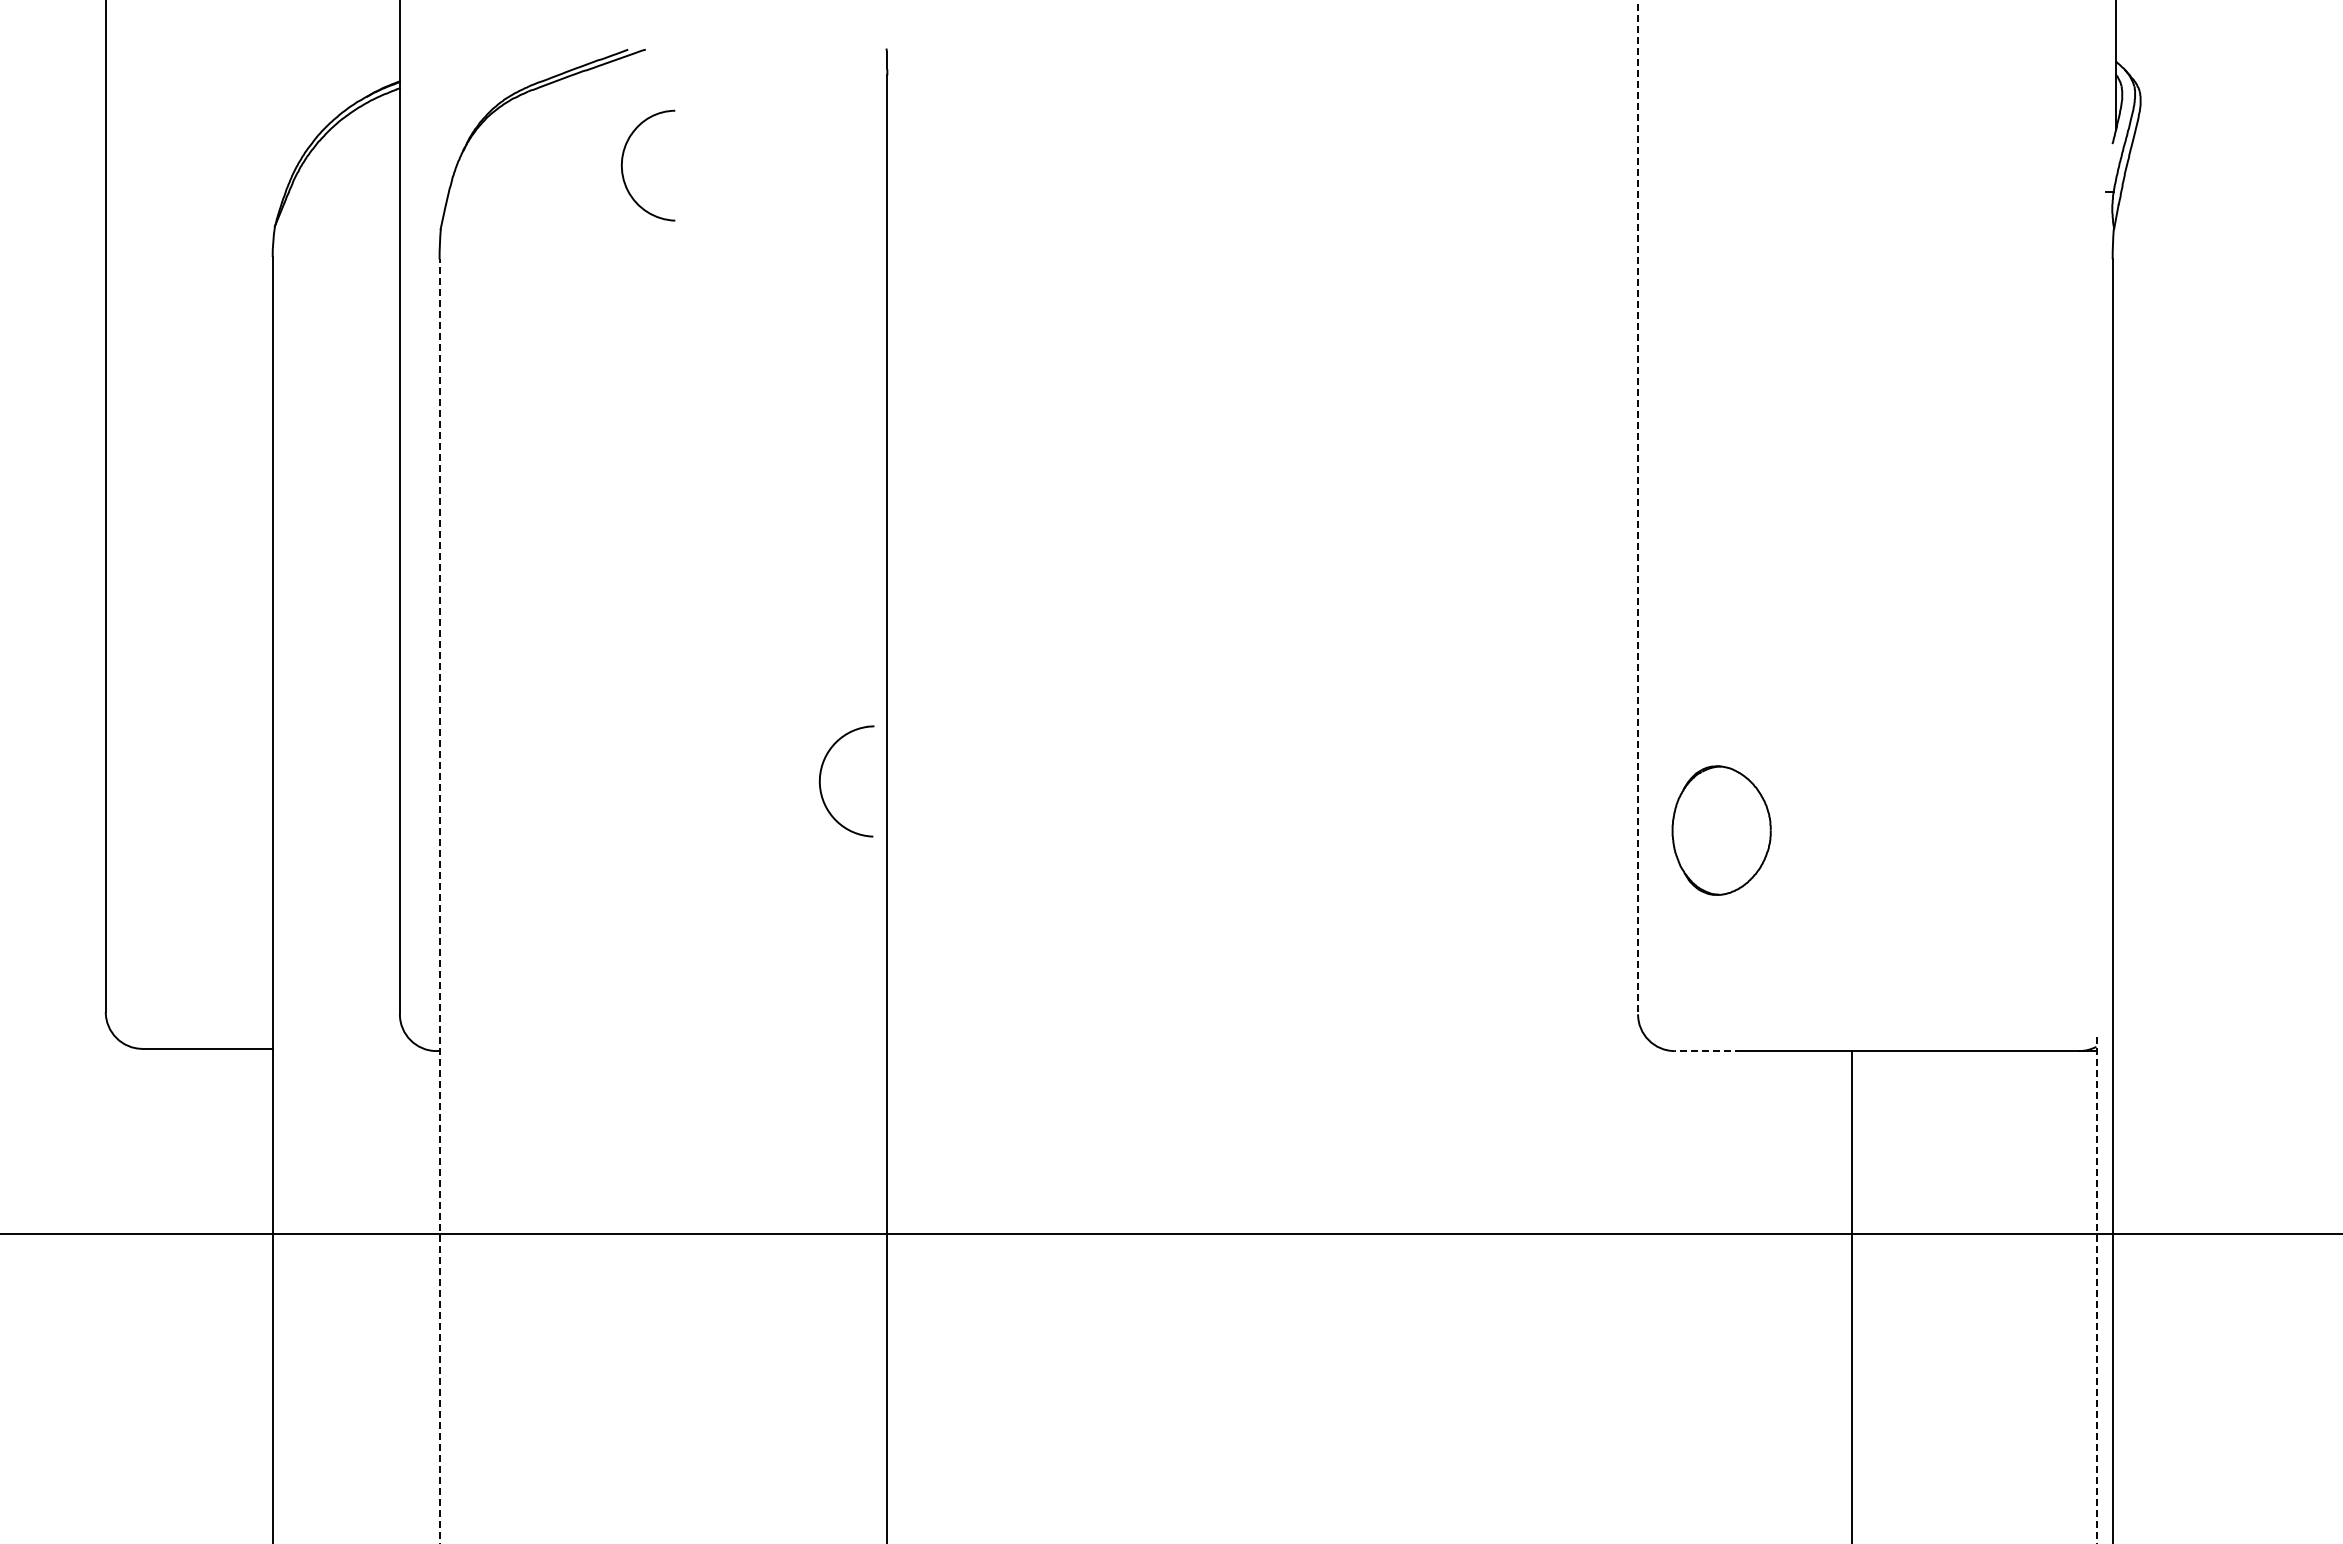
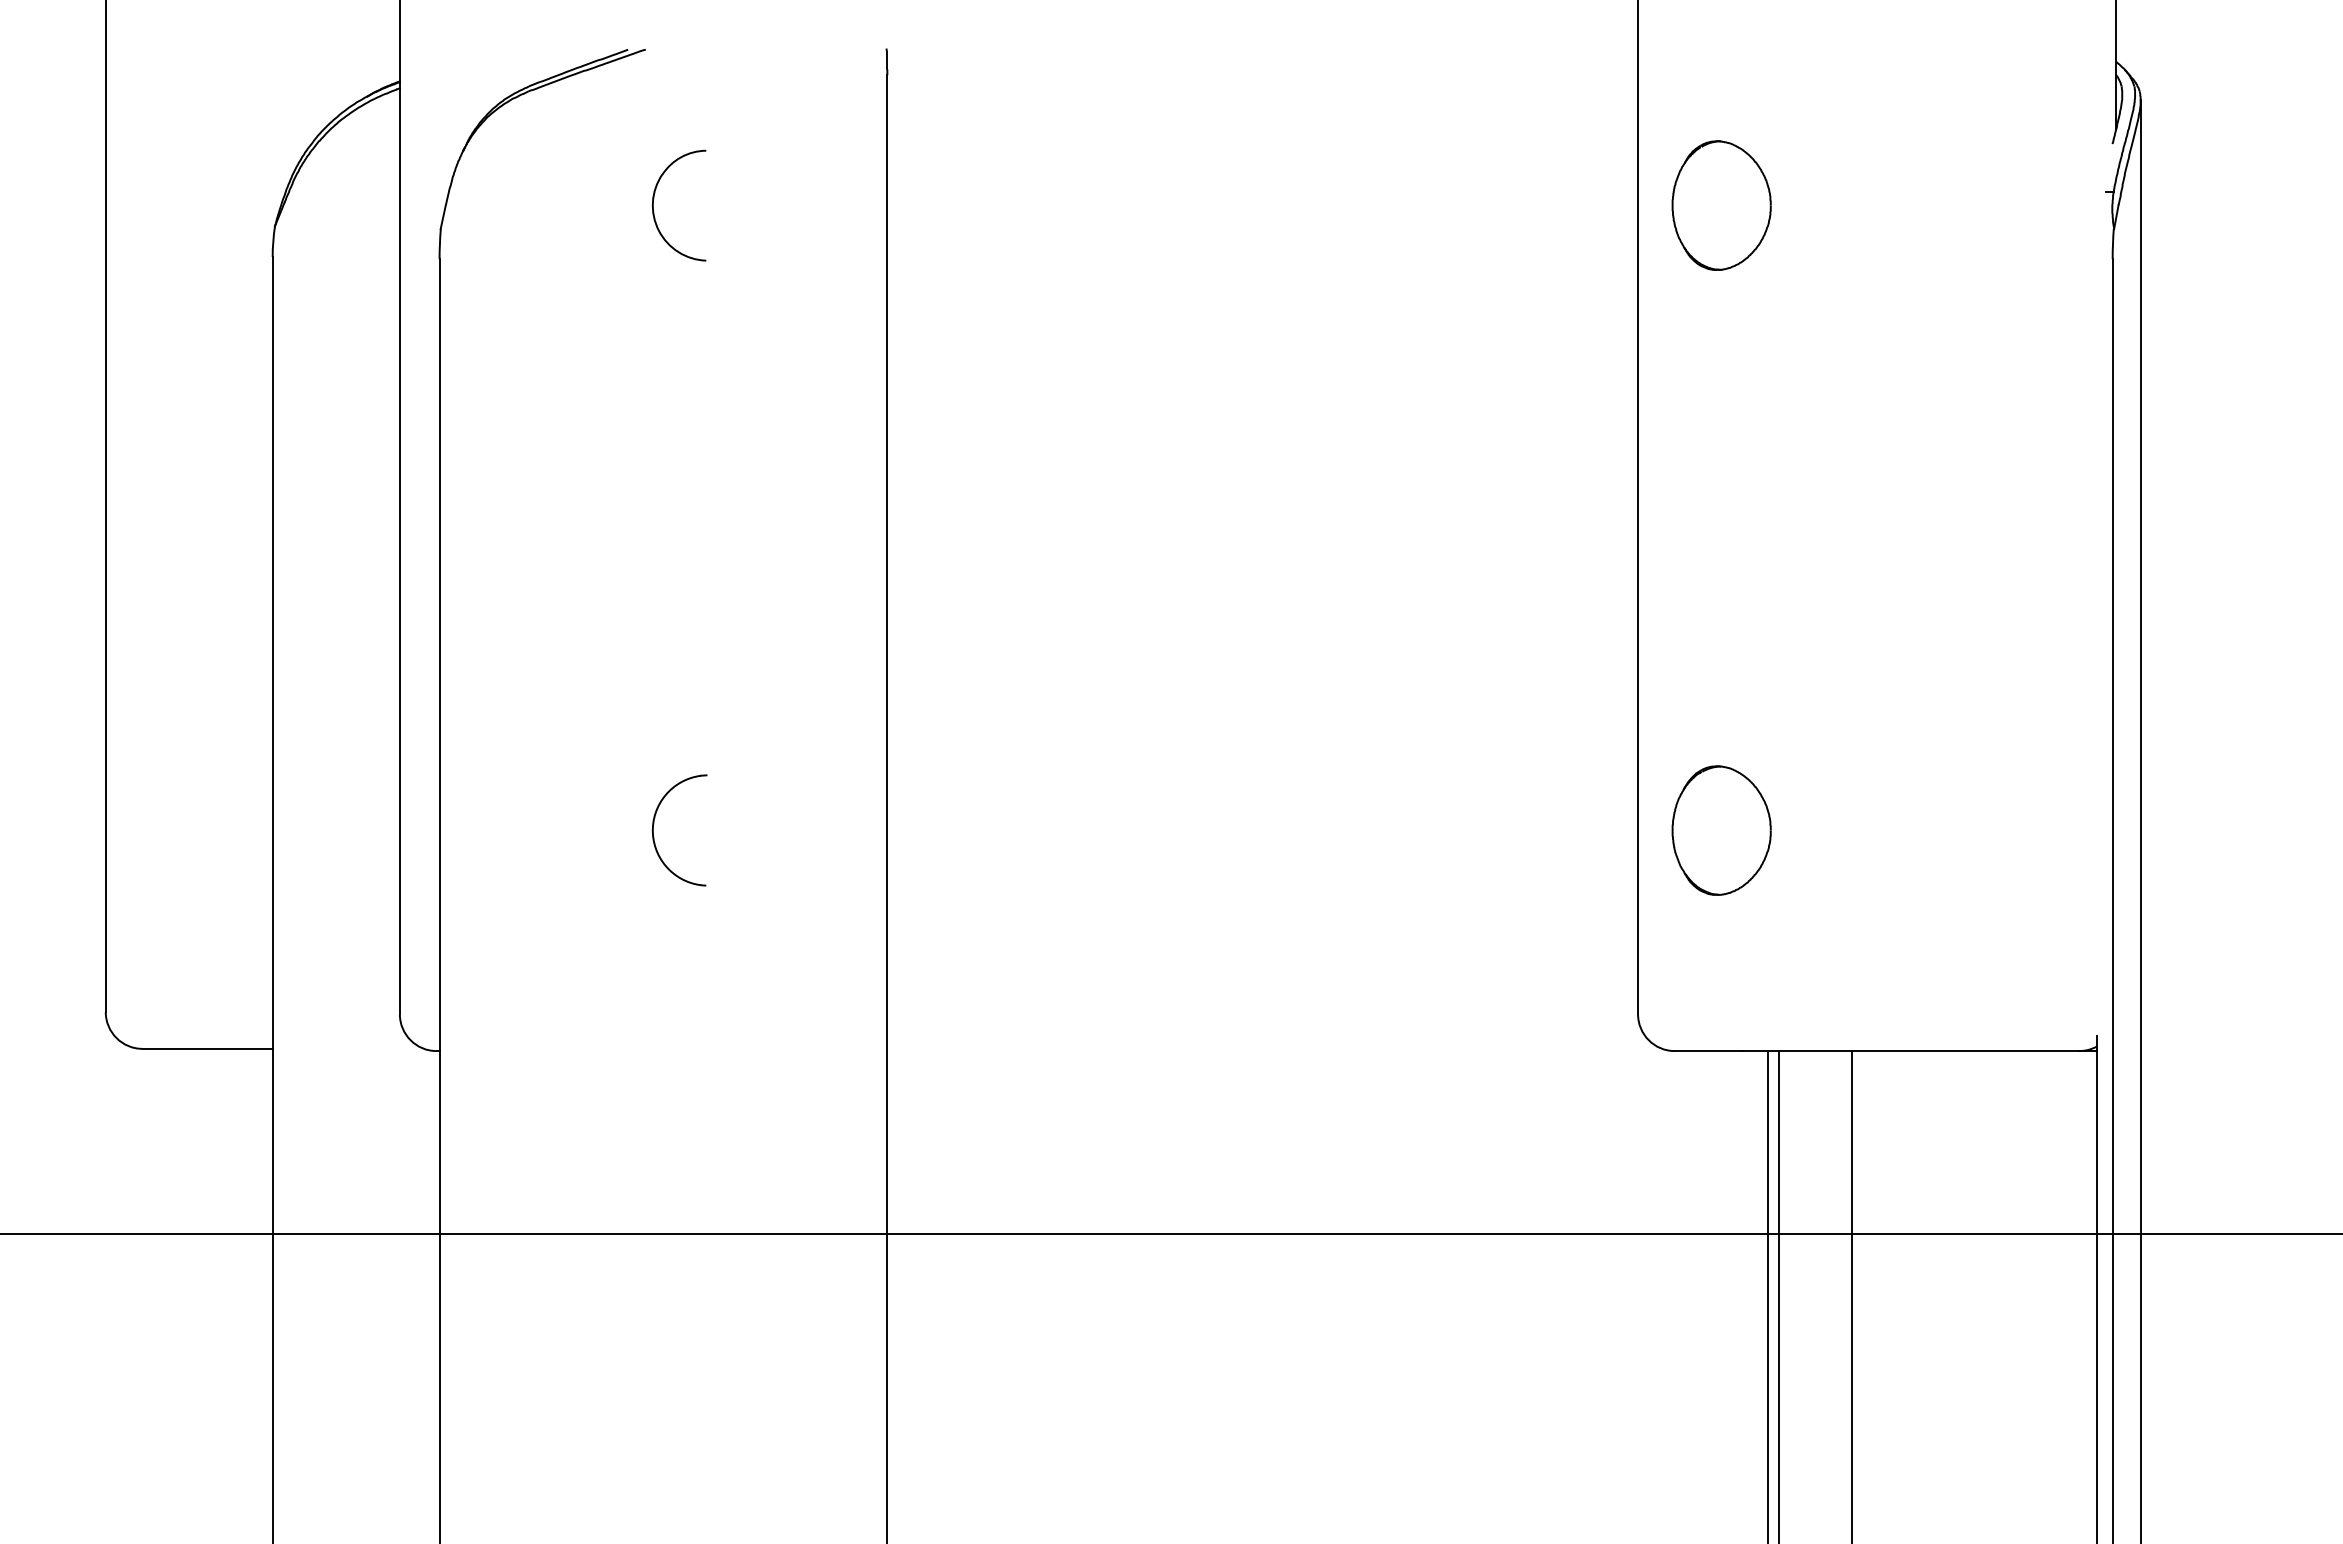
part position: (623, 159) -> (654, 199) (654, 199)
part: none -> present (1721, 205)
line: dashed -> solid (1638, 508)
part position: (821, 774) -> (654, 823) (654, 823)
line: none -> present (2140, 820)
line: dashed -> solid (439, 901)
line: dashed -> solid (1707, 1051)
line: dashed -> solid (2096, 1289)
line: none -> present (1768, 1295)
line: none -> present (1778, 1295)
